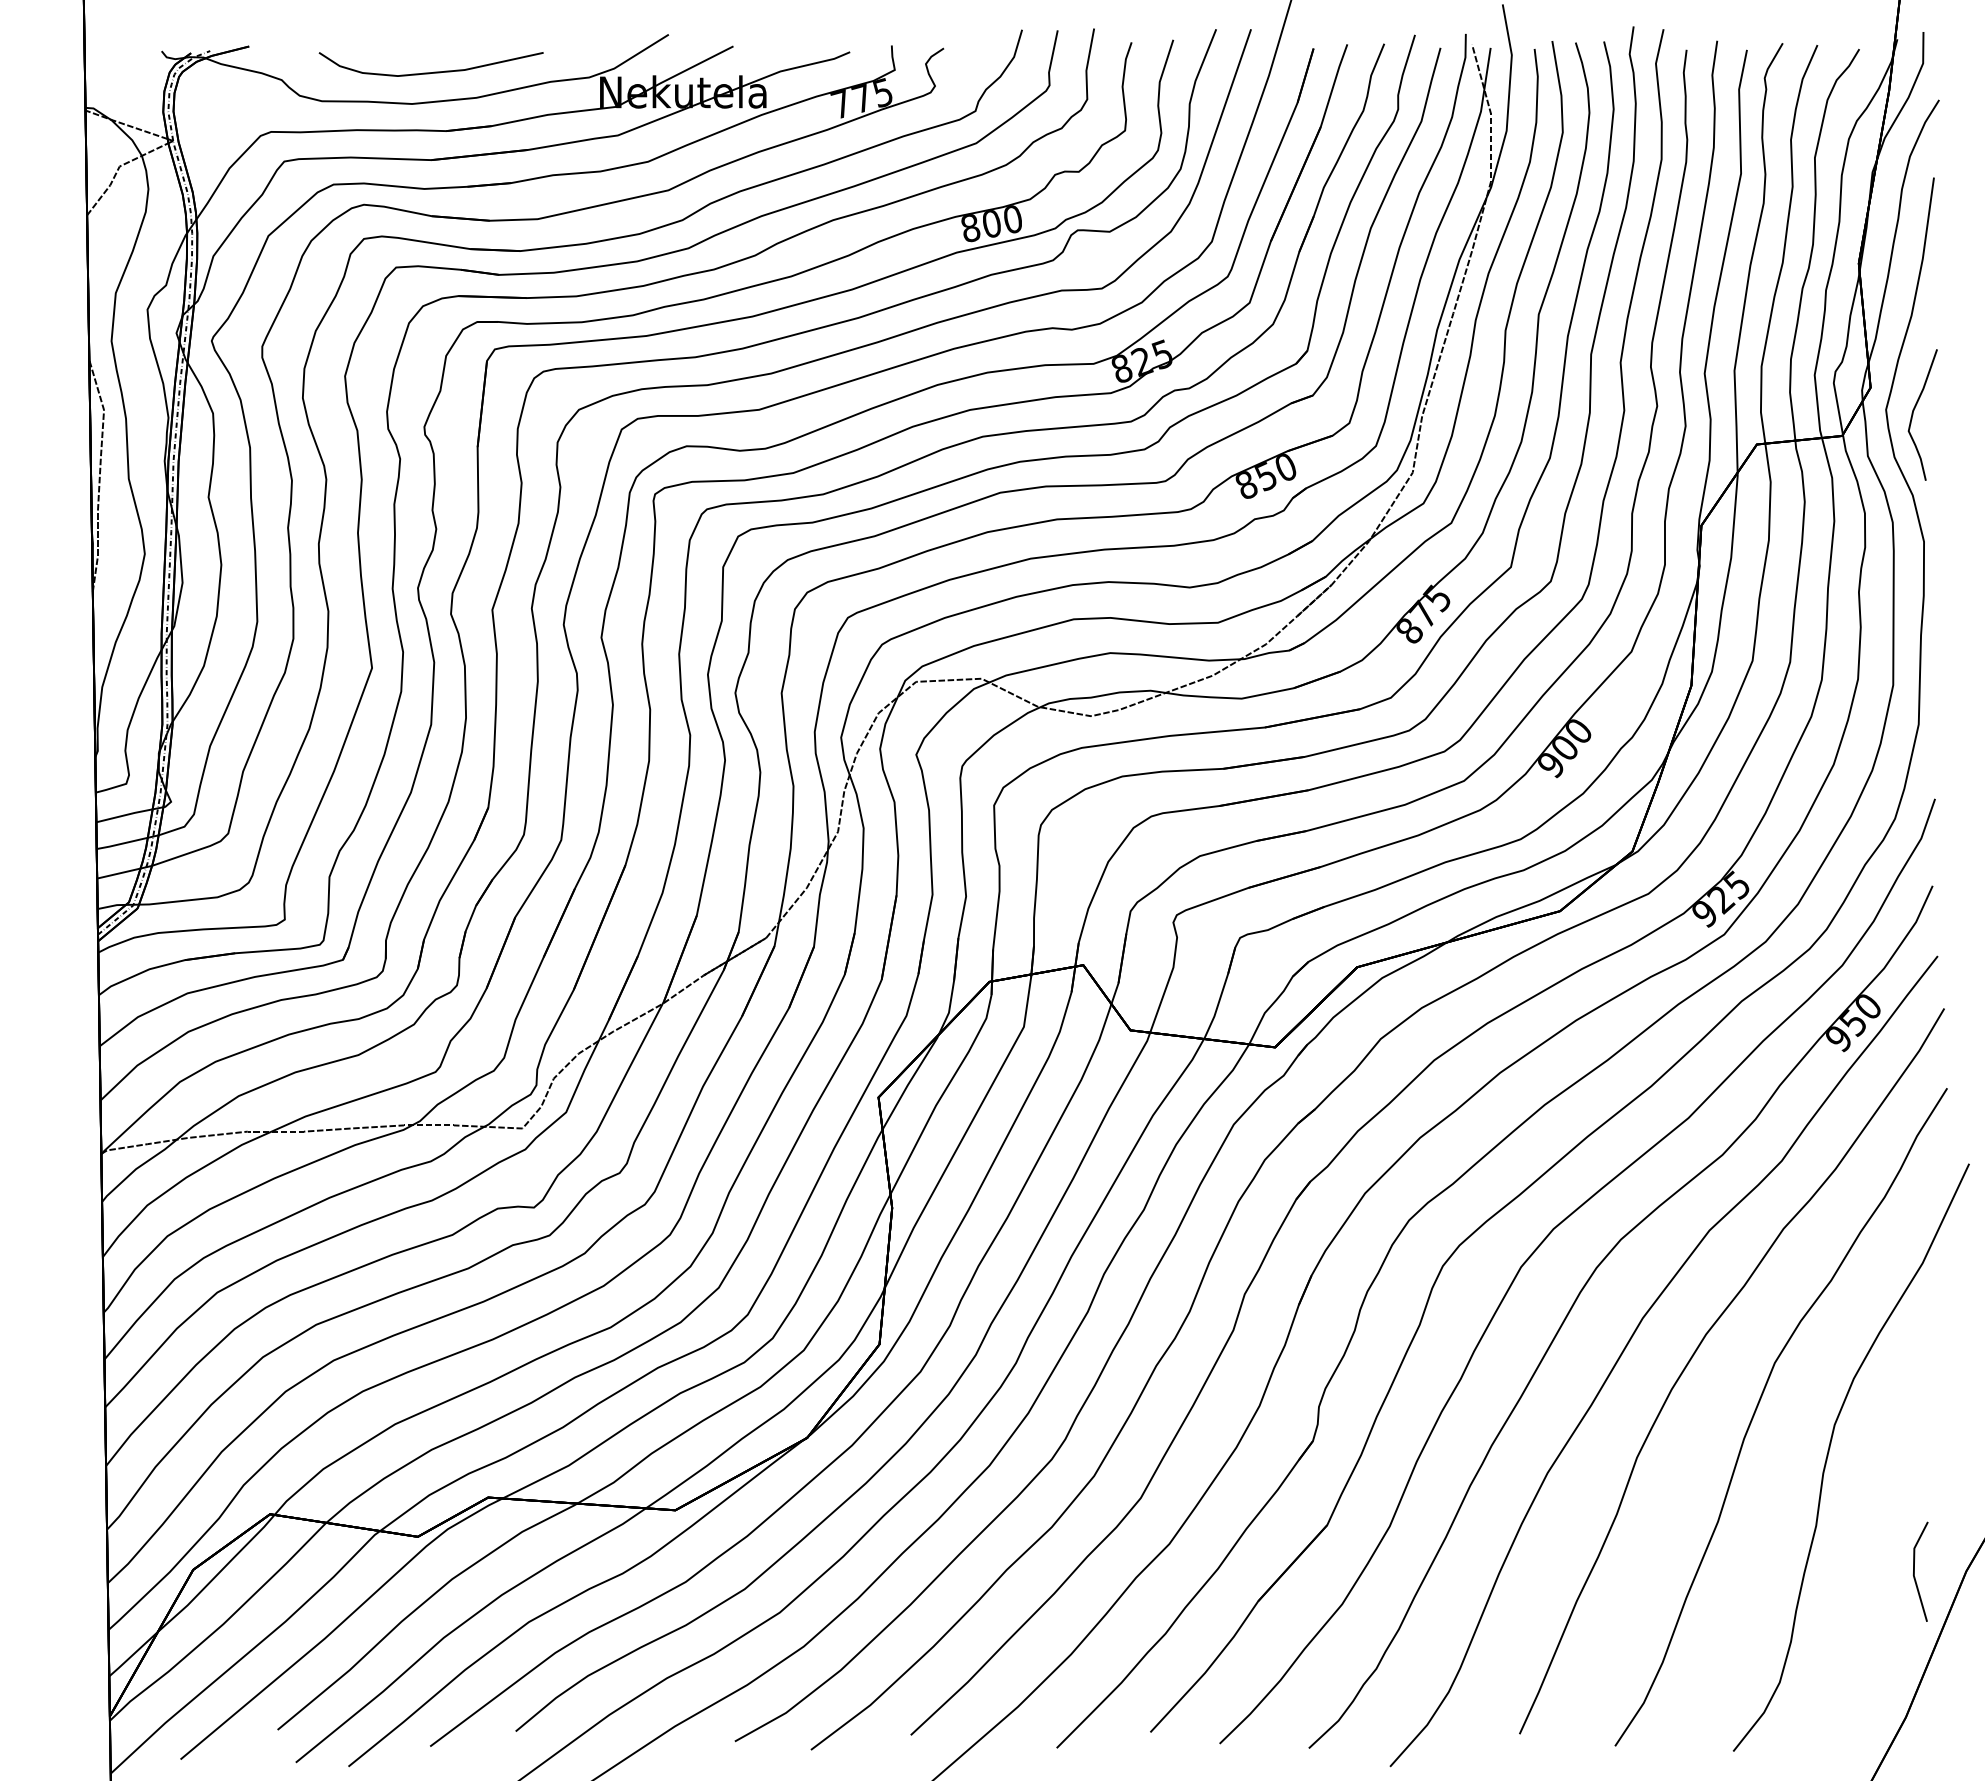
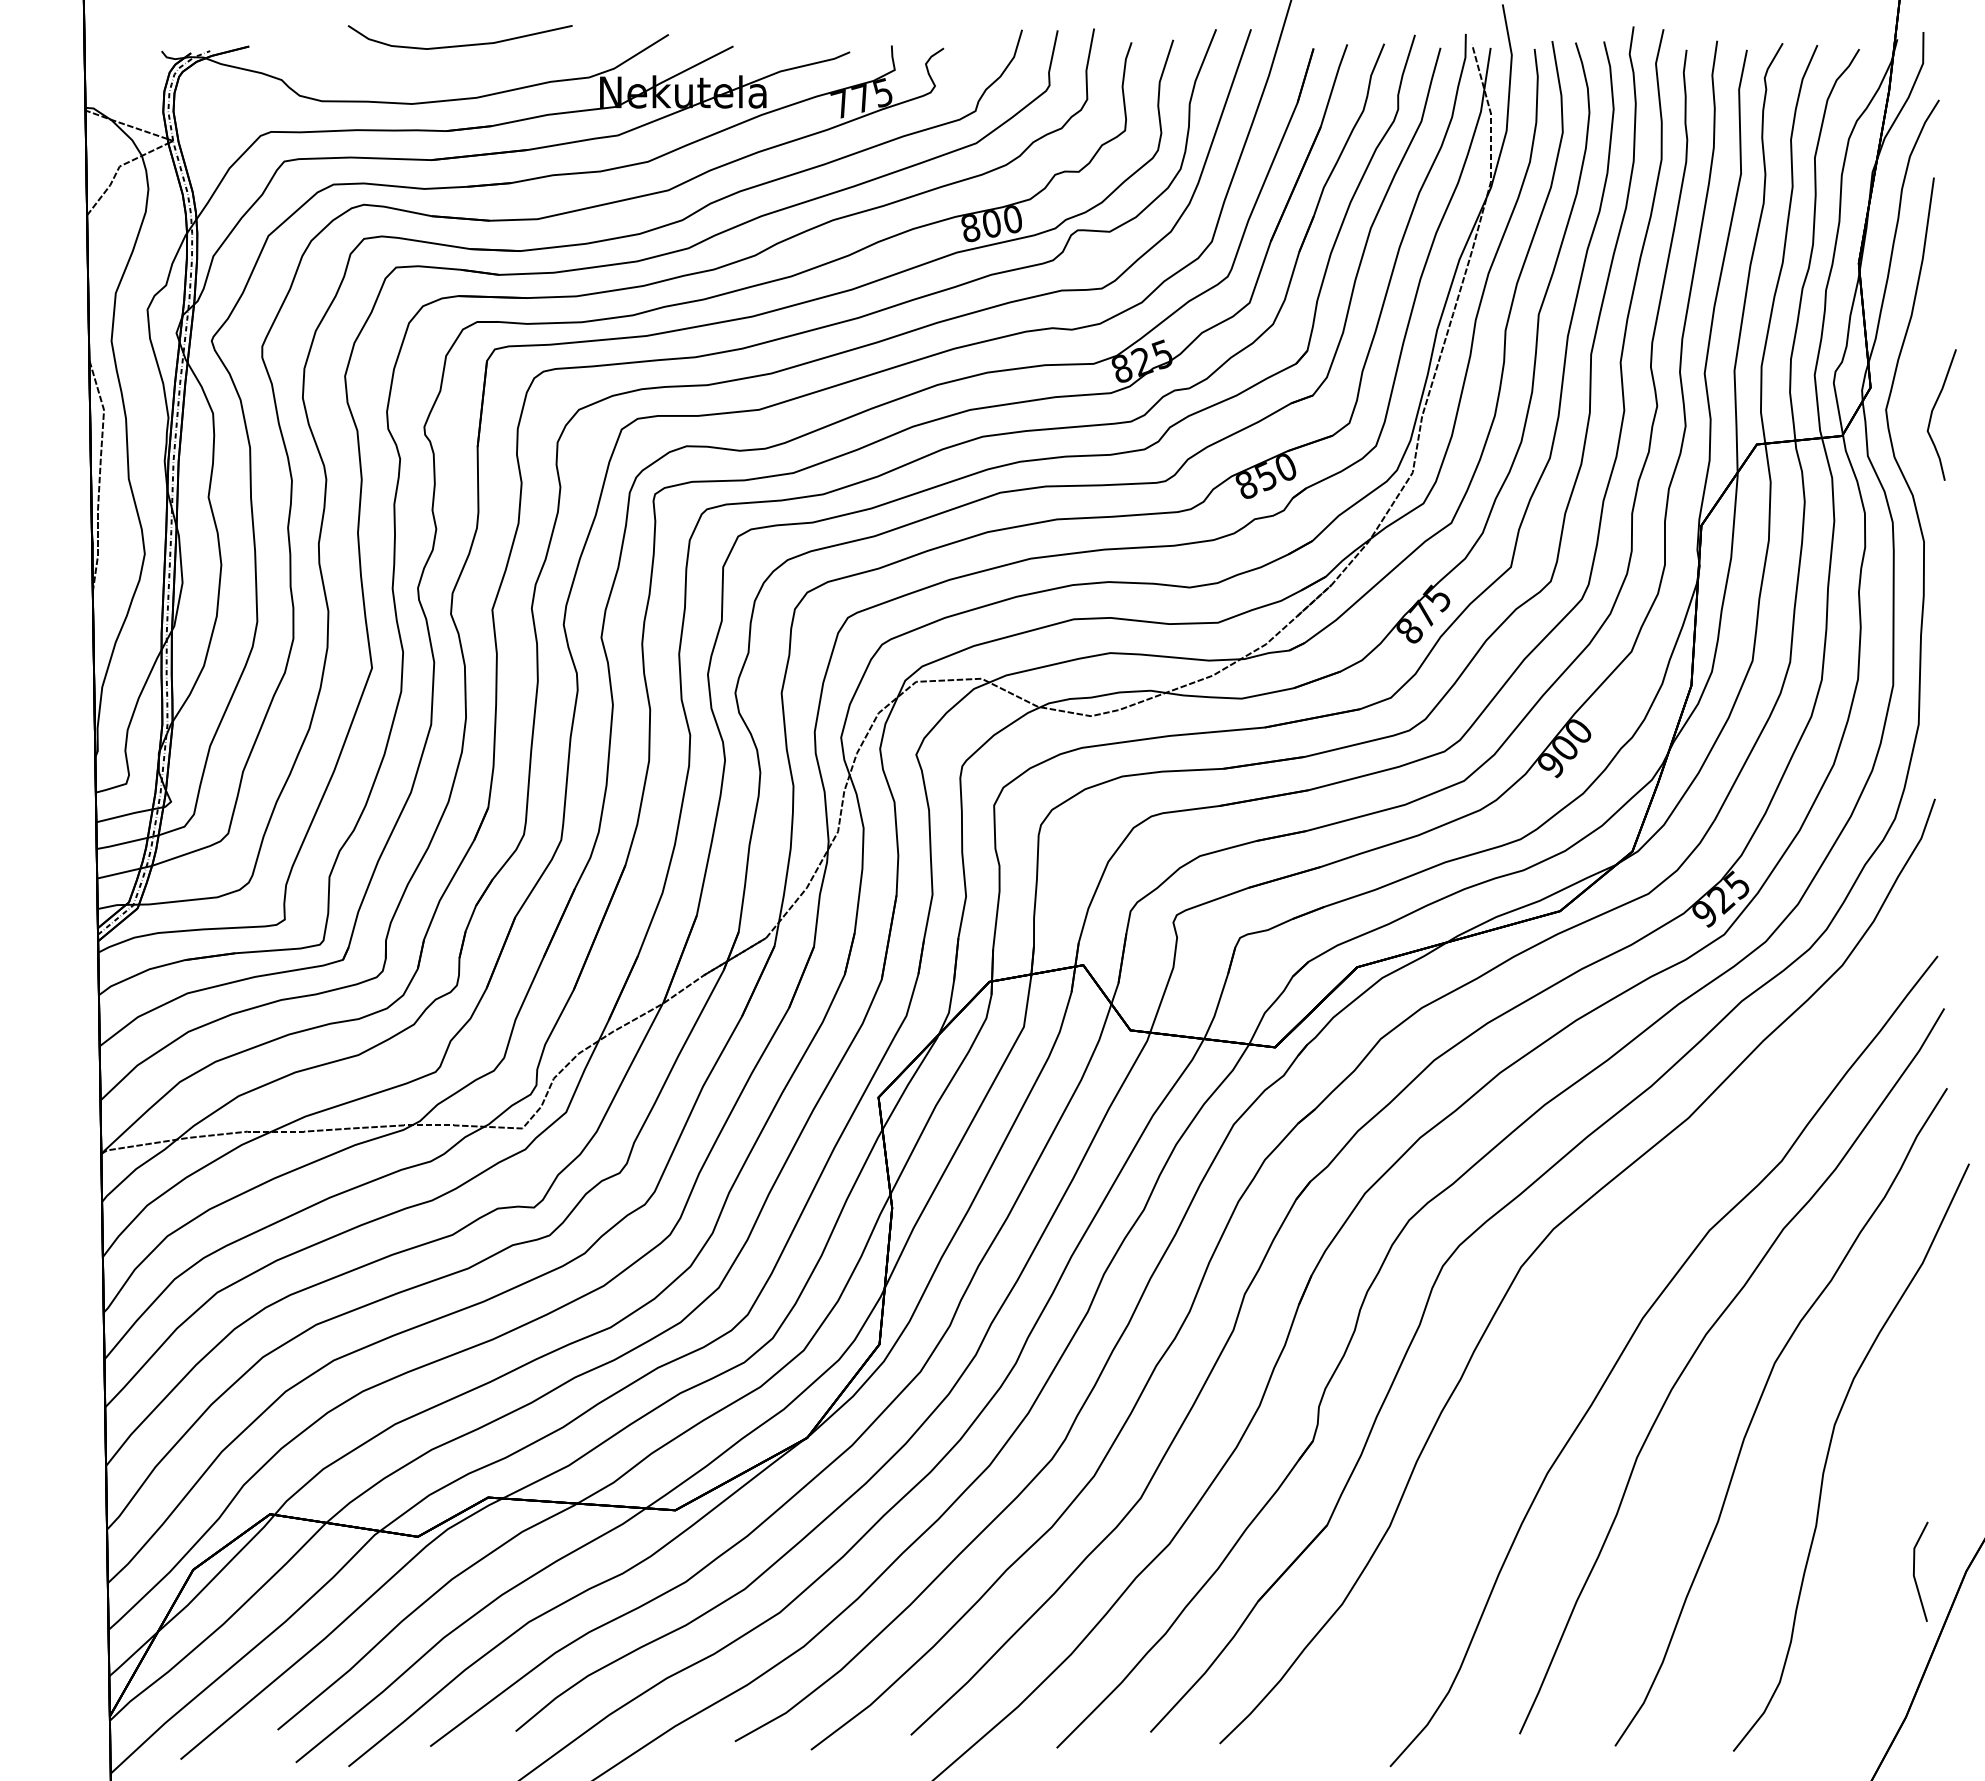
curve position: (430, 72) -> (459, 45) (459, 45)
curve position: (1914, 410) -> (1933, 410) (1933, 410)
part: present -> none (1582, 1291)
